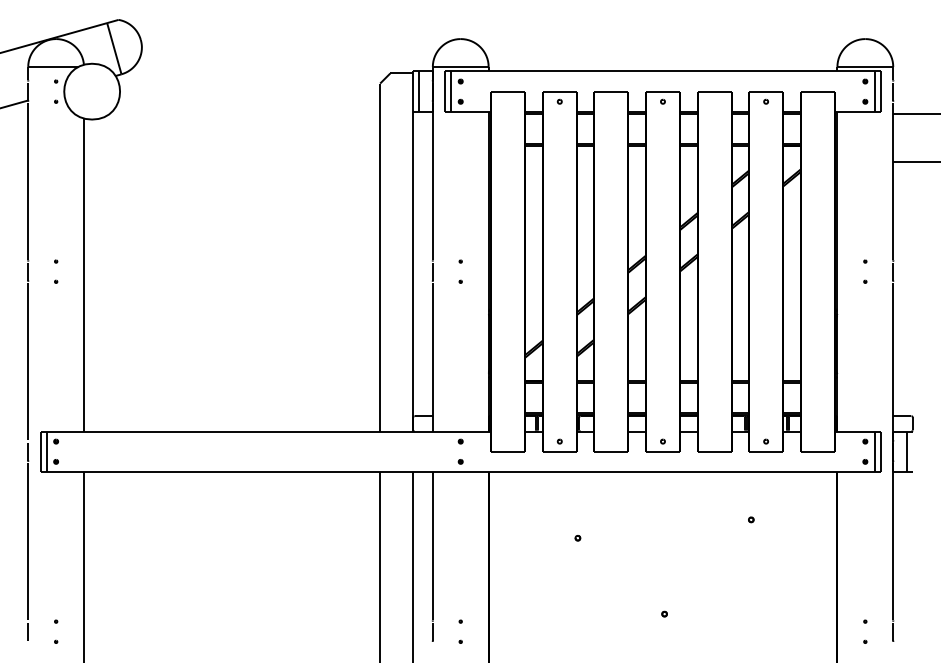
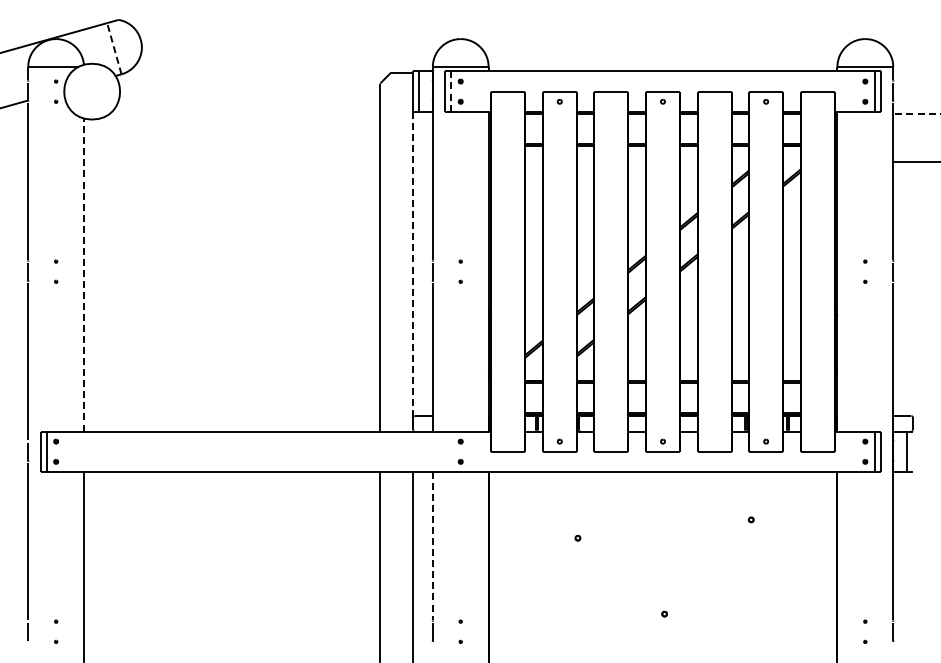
line: solid -> dashed (114, 48)
line: solid -> dashed (451, 92)
line: solid -> dashed (916, 113)
line: solid -> dashed (412, 271)
line: solid -> dashed (84, 274)
line: solid -> dashed (432, 546)
